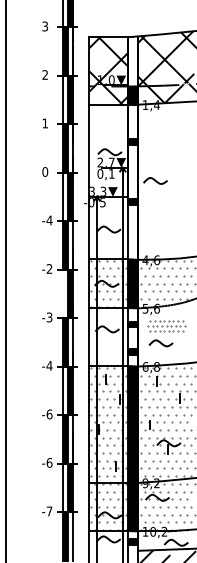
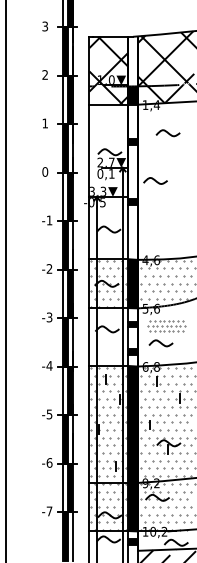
curve: none -> present (167, 133)
text: -4 -> -1 (49, 220)
line: none -> present (62, 293)
text: -6 -> -5 (49, 414)
